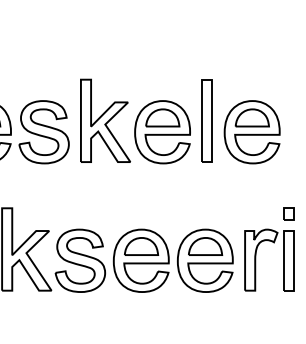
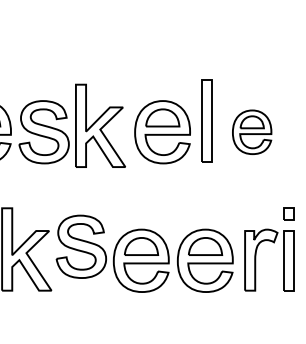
part position: (105, 120) -> (100, 125) (100, 125)
part size: 58x65 px -> 41x46 px (252, 131)
part position: (79, 260) -> (80, 246) (80, 246)
